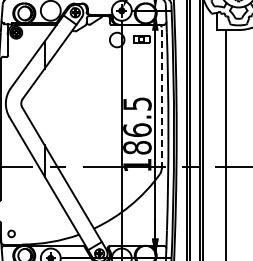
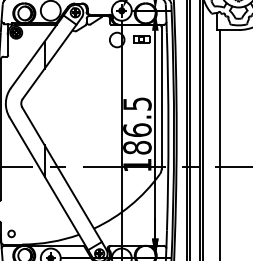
line: dashed -> solid (161, 98)
line position: (226, 143) -> (220, 143) (220, 143)
